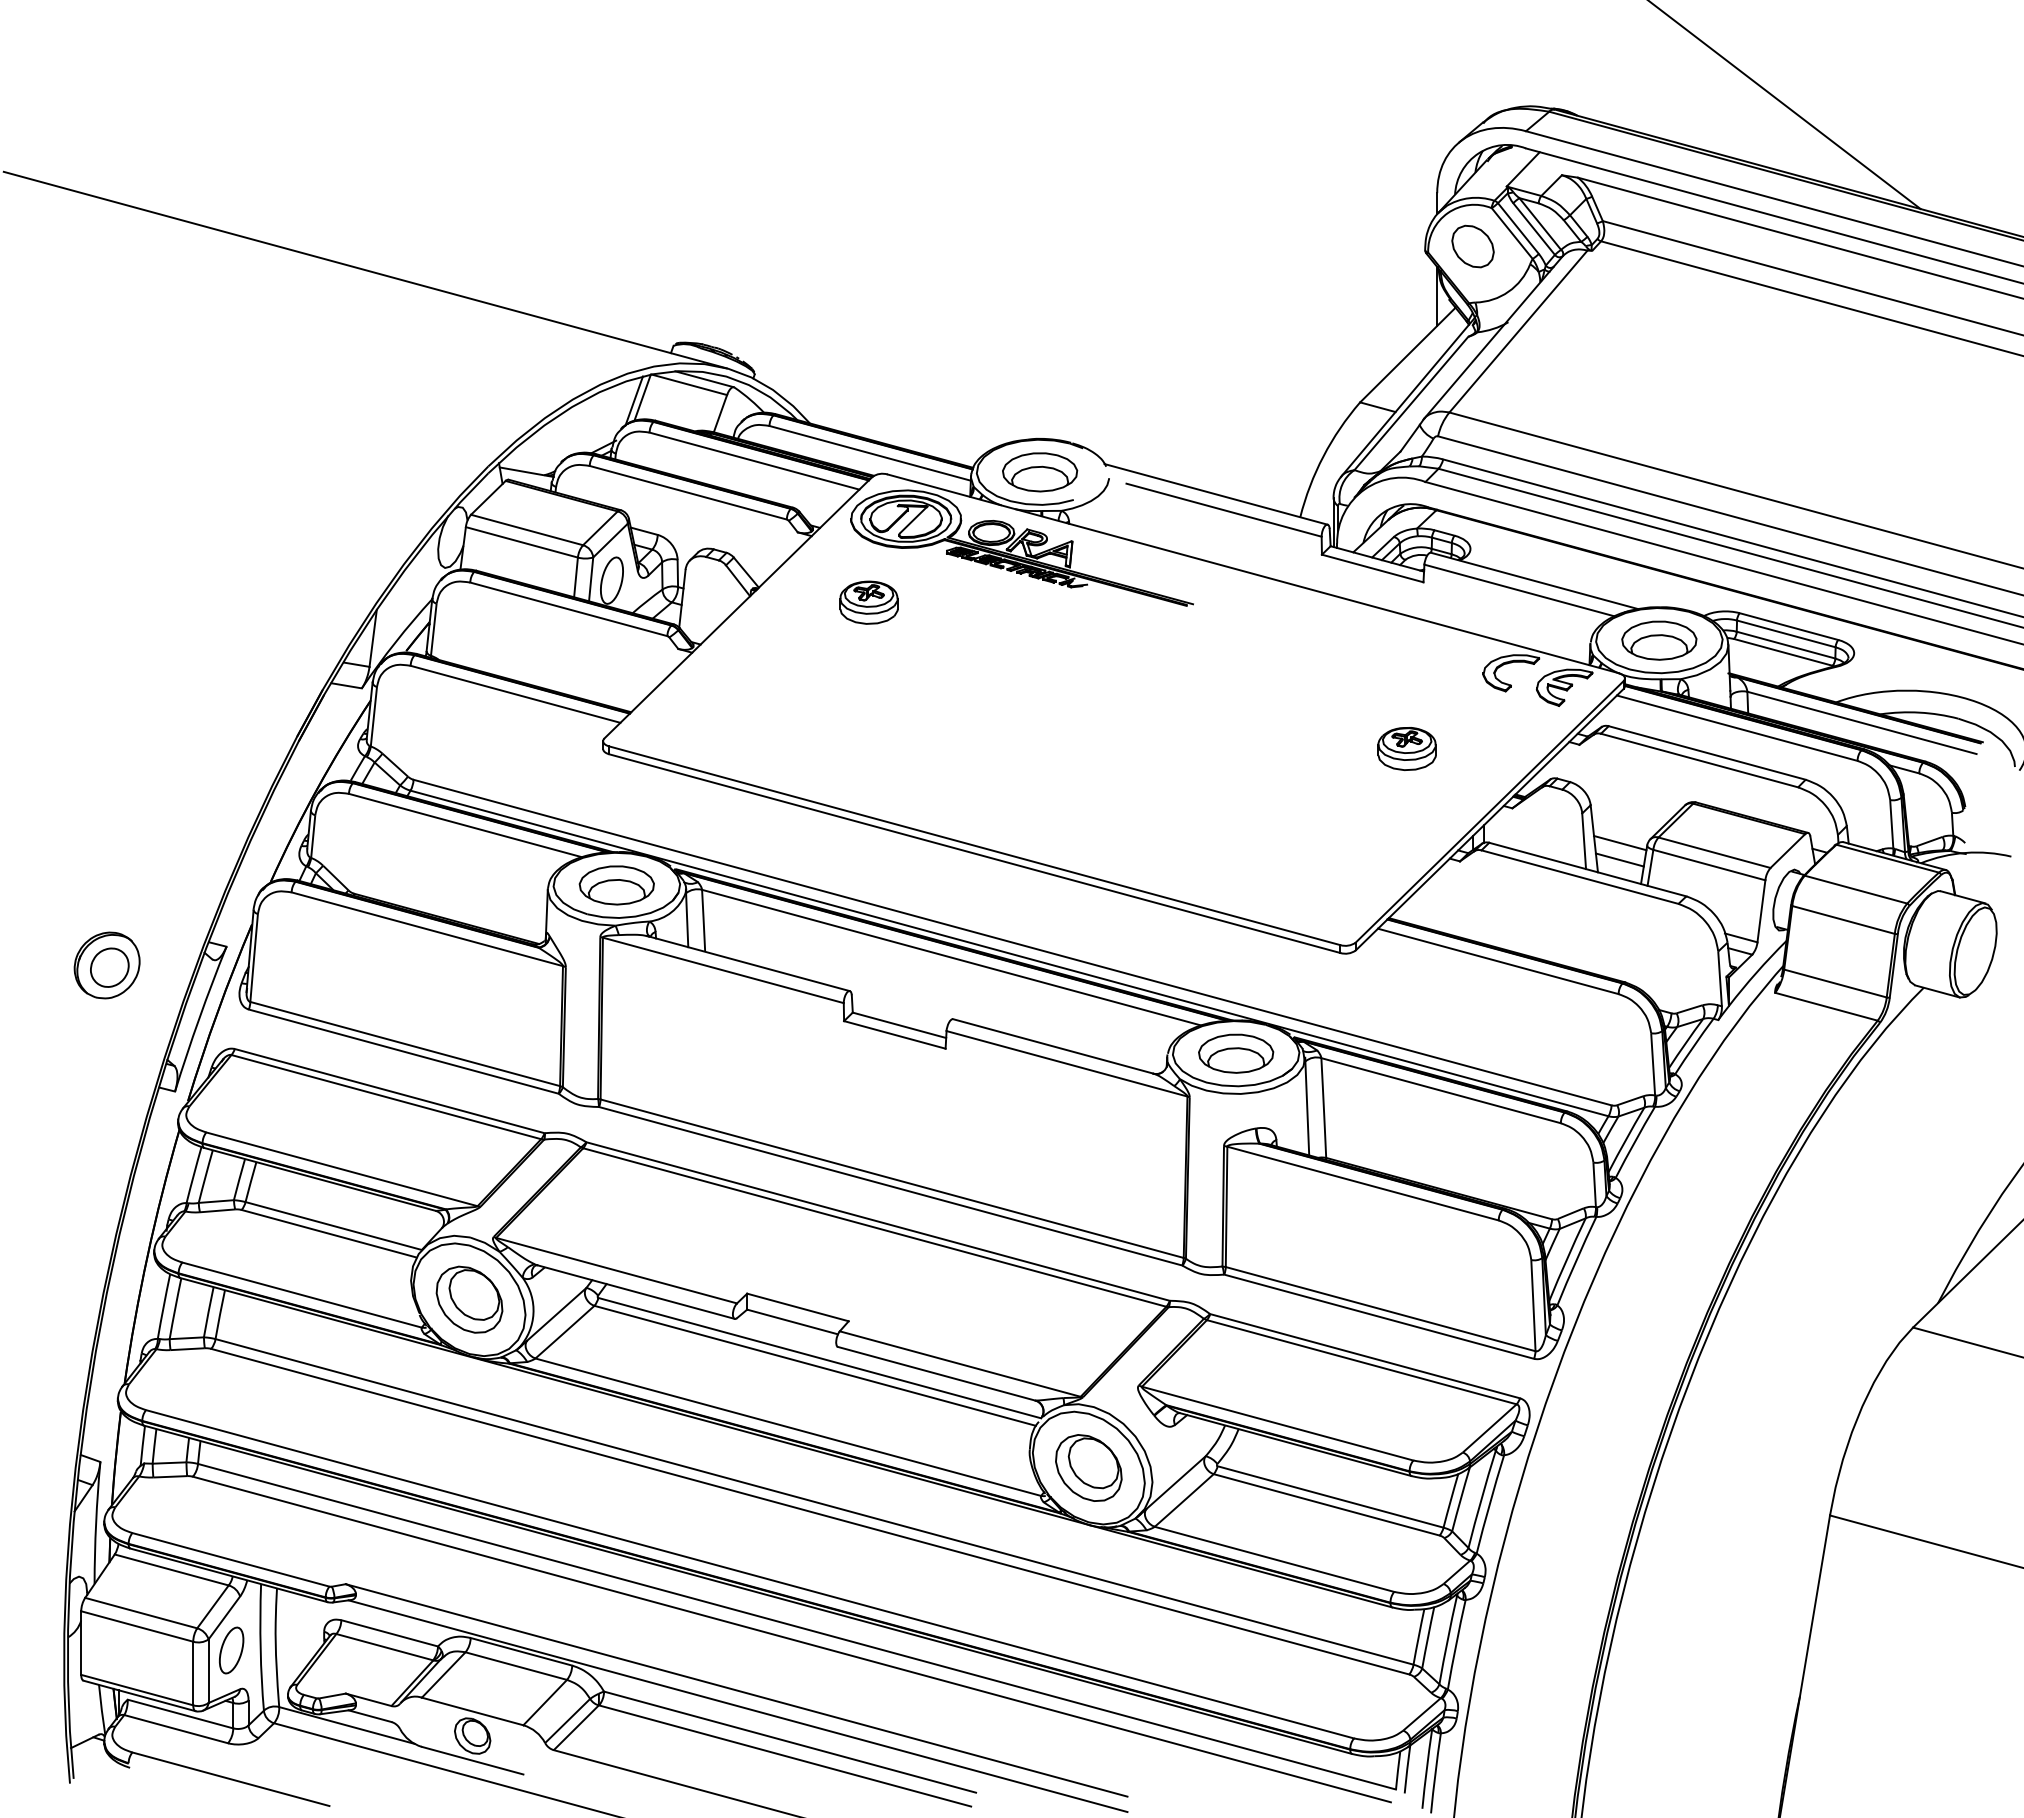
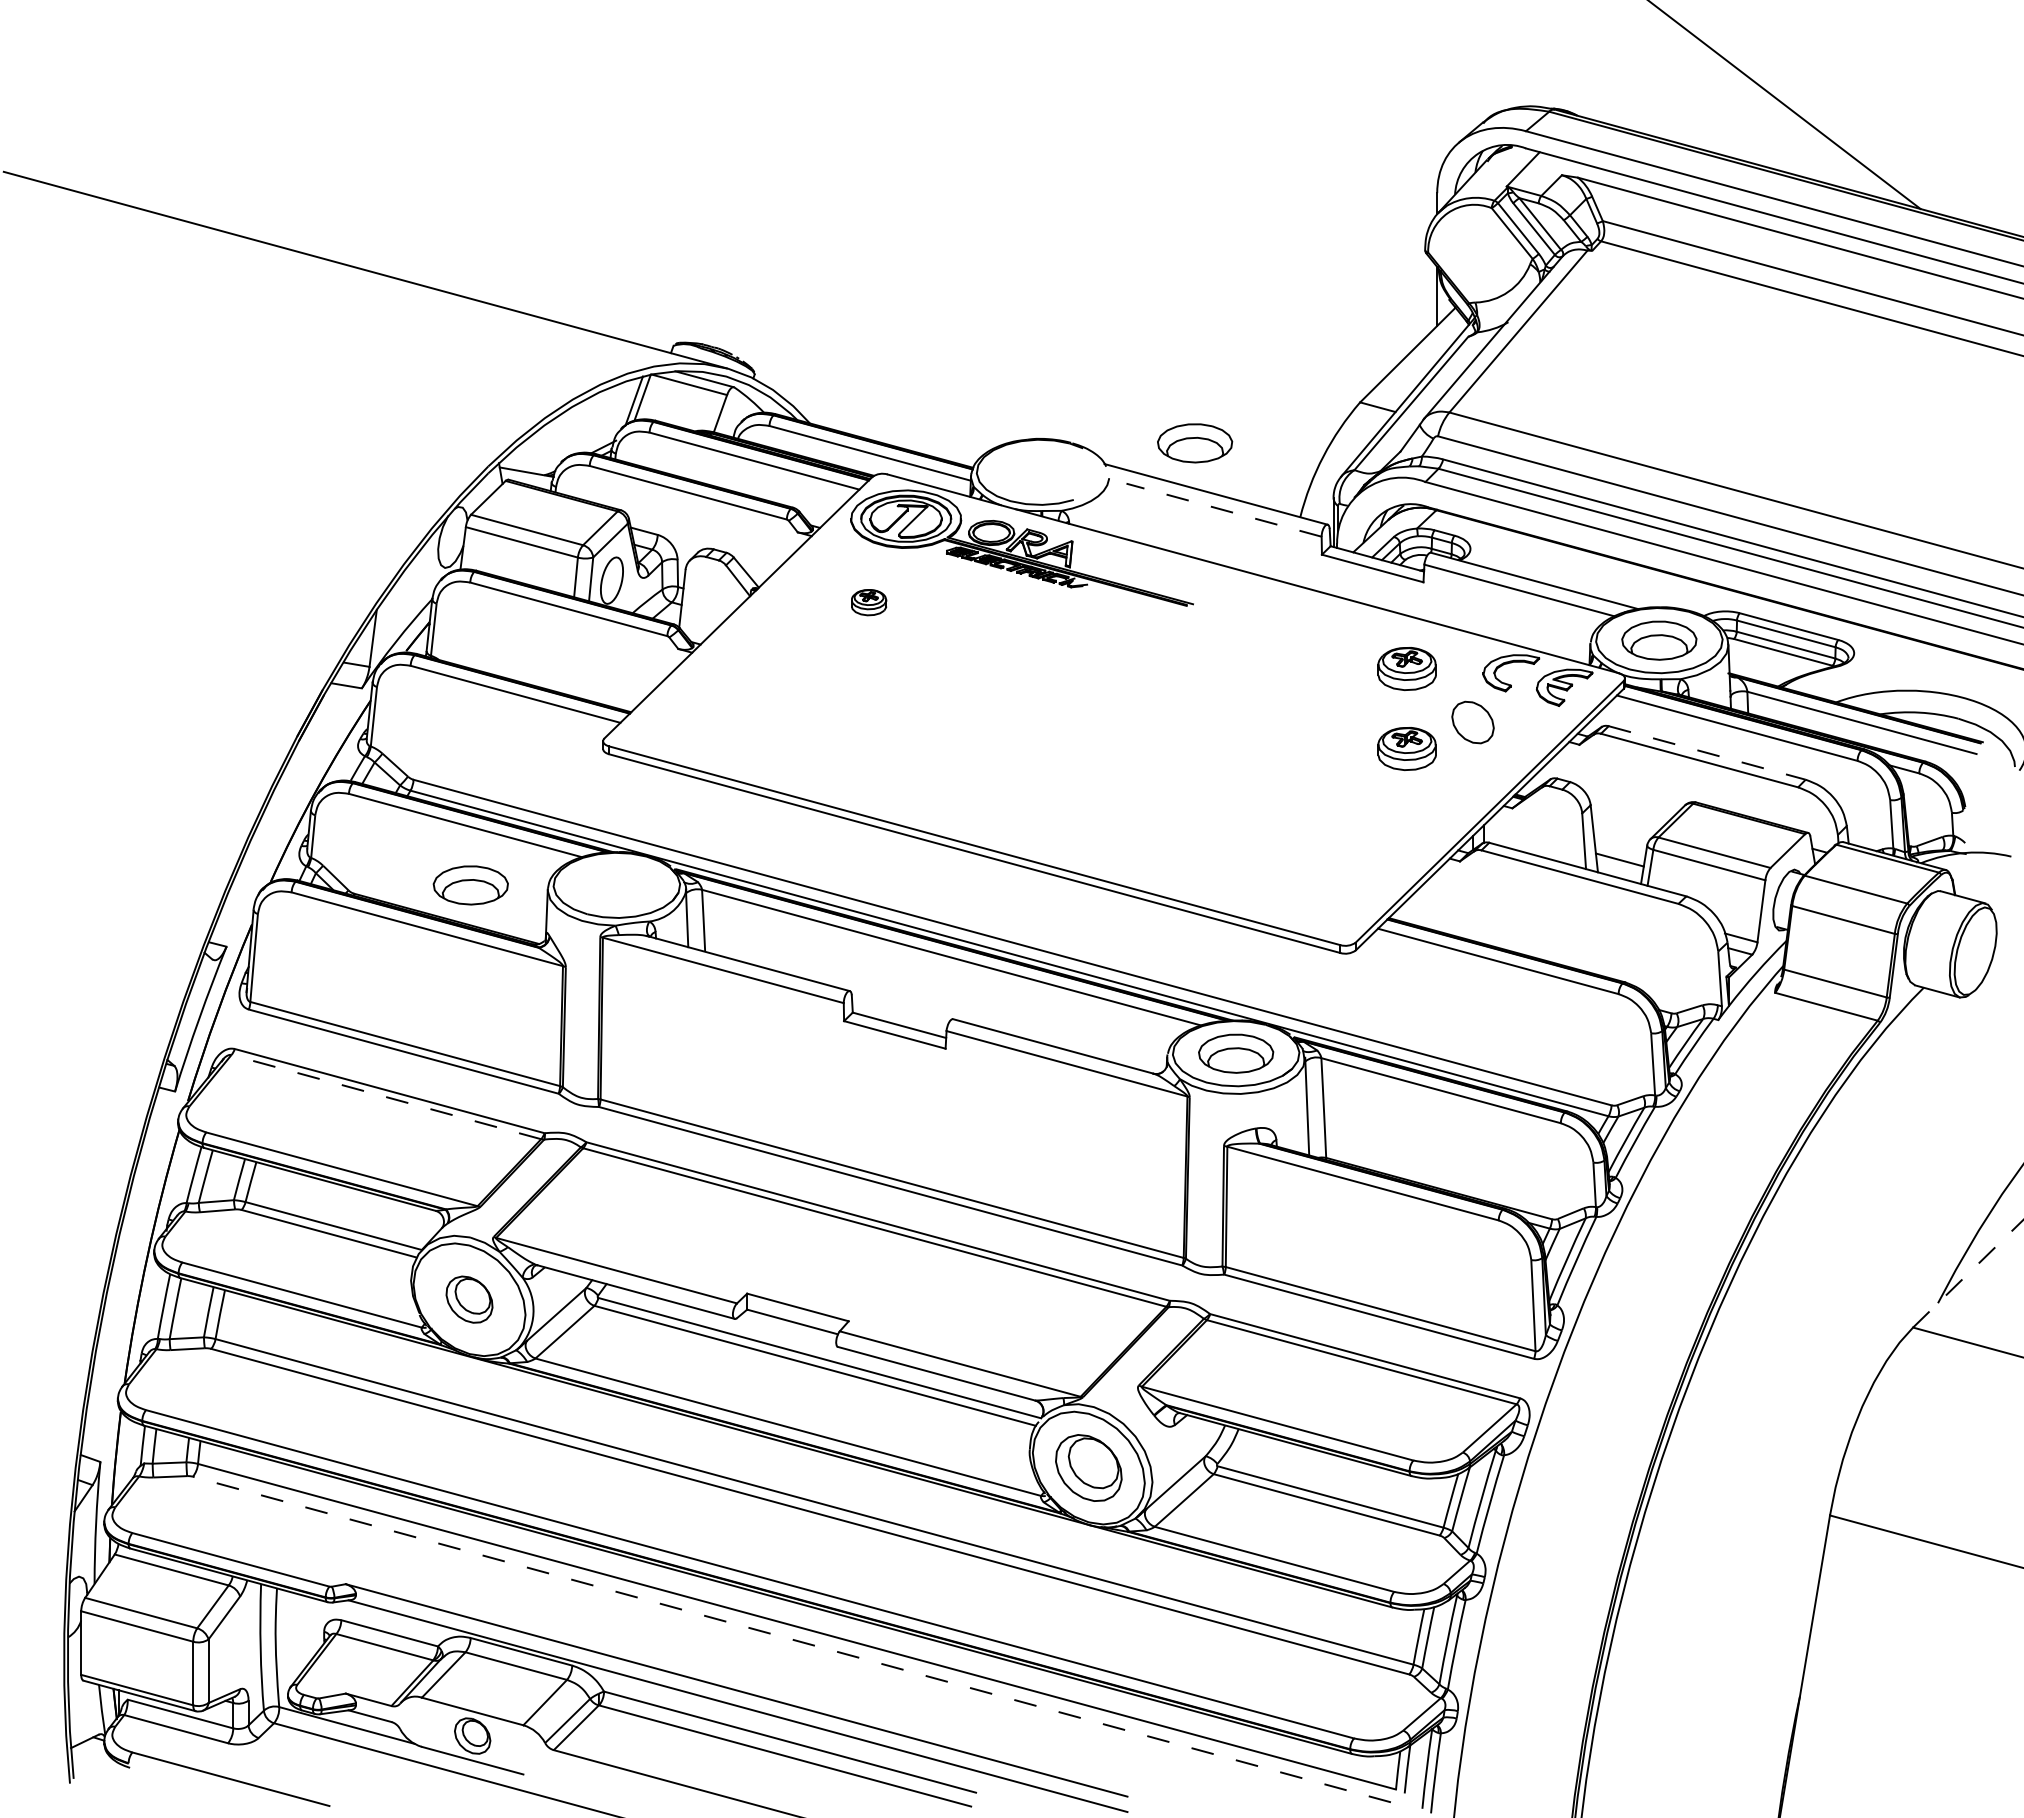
part position: (1472, 246) -> (1472, 722) (1472, 722)
part position: (1040, 472) -> (1195, 443) (1195, 443)
line: solid -> dashed (1223, 510)
part size: 60x45 px -> 37x28 px (869, 602)
part: none -> present (1406, 668)
line: solid -> dashed (1707, 753)
line: present -> none (1620, 842)
part position: (616, 885) -> (470, 885) (470, 885)
part: present -> none (106, 965)
line: solid -> dashed (385, 1096)
line: solid -> dashed (1968, 1273)
part size: 69x69 px -> 49x49 px (469, 1299)
line: solid -> dashed (791, 1639)
part: present -> none (231, 1650)
